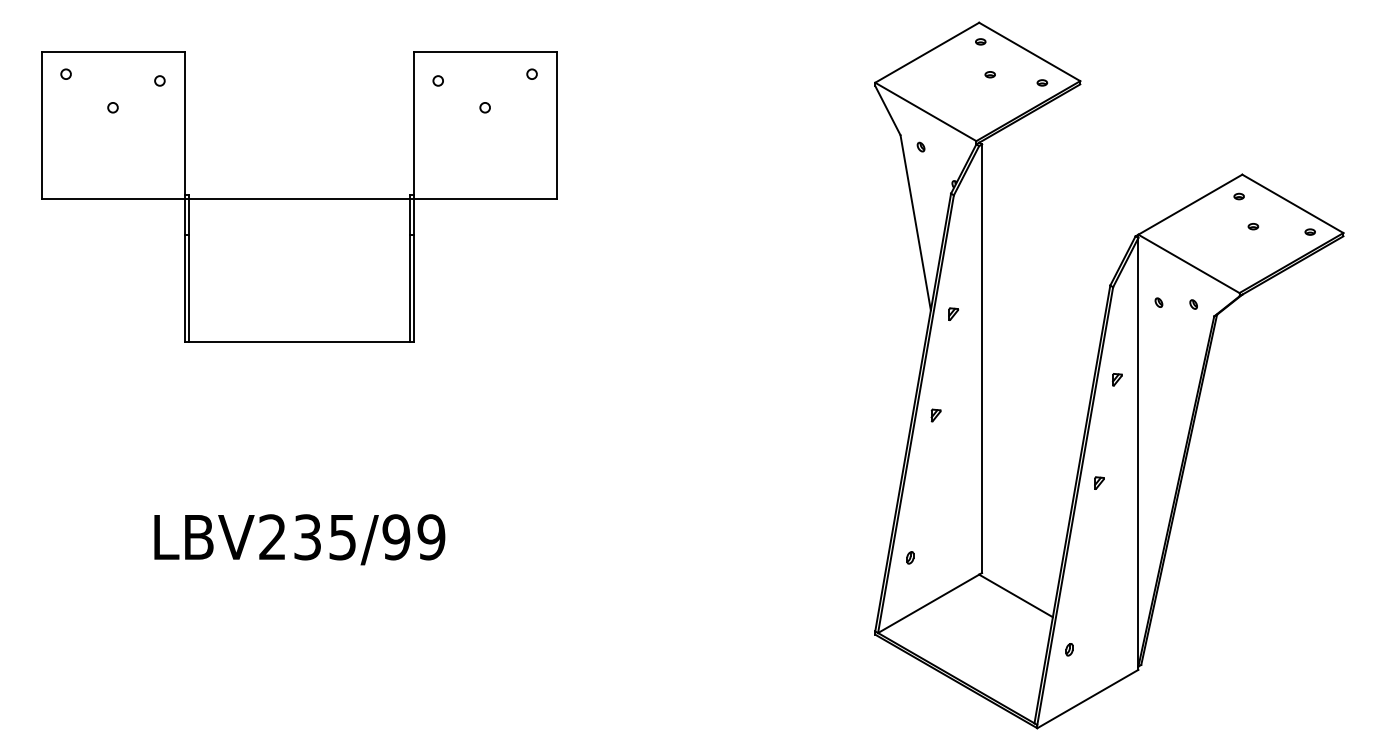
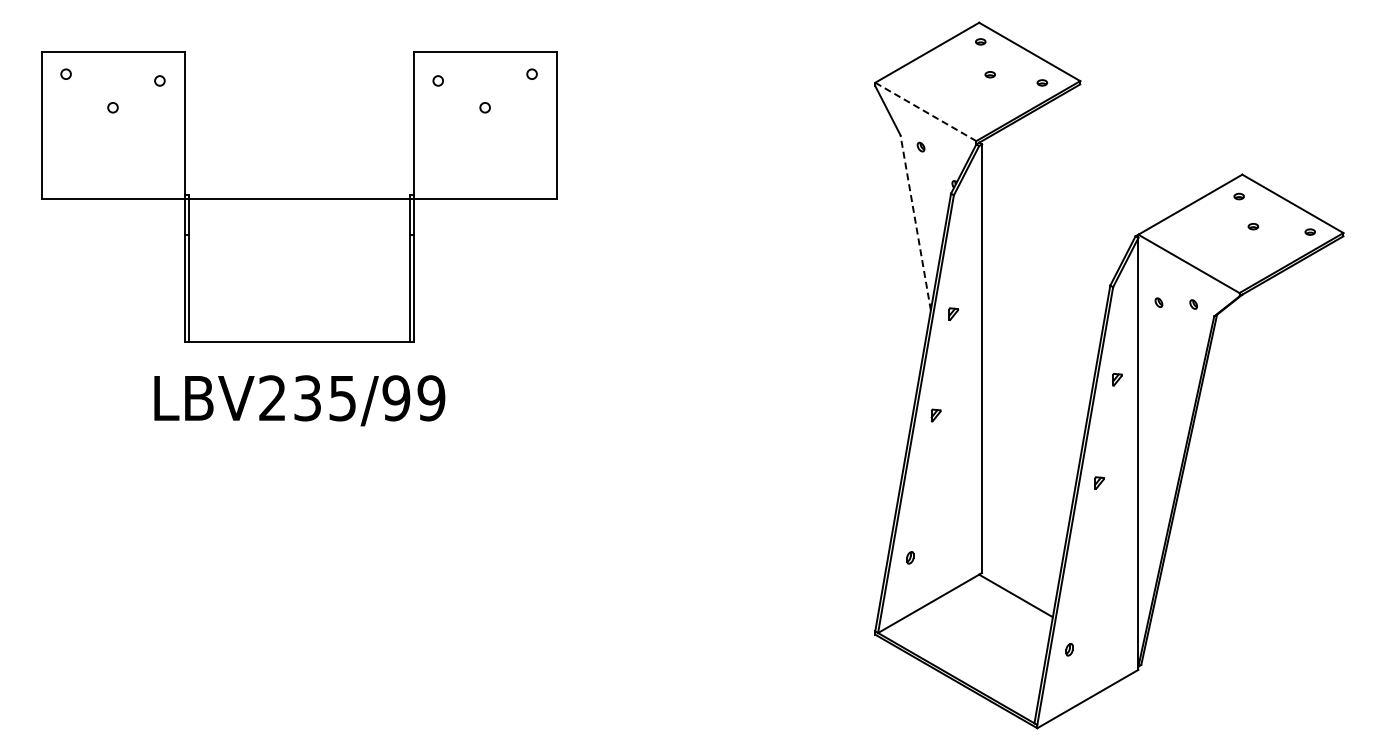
line: solid -> dashed (926, 112)
line: solid -> dashed (915, 222)
text position: (299, 539) -> (299, 400) (299, 400)
